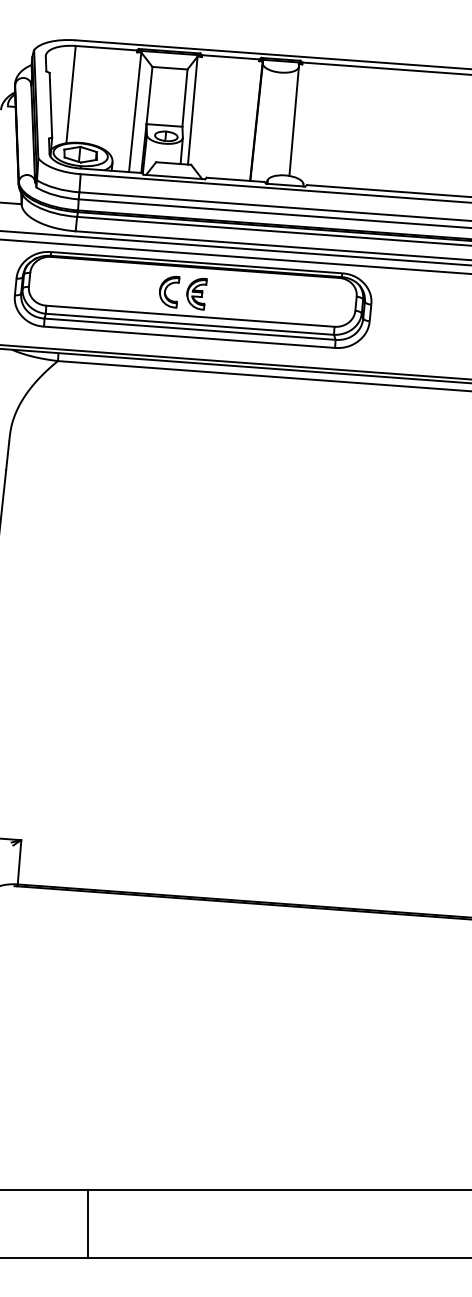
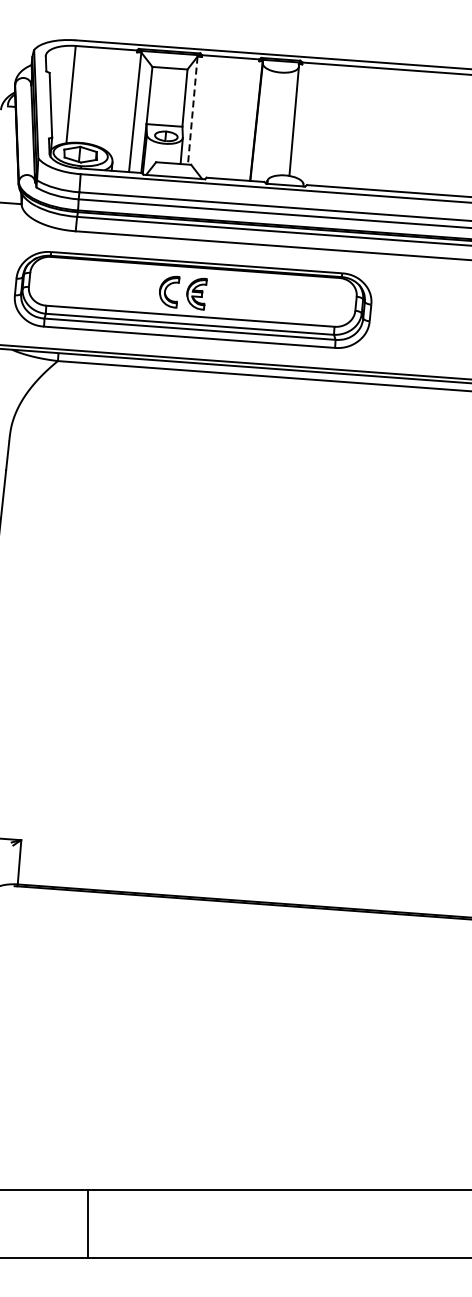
line: solid -> dashed (192, 111)
line: present -> none (235, 248)
line: present -> none (235, 256)
